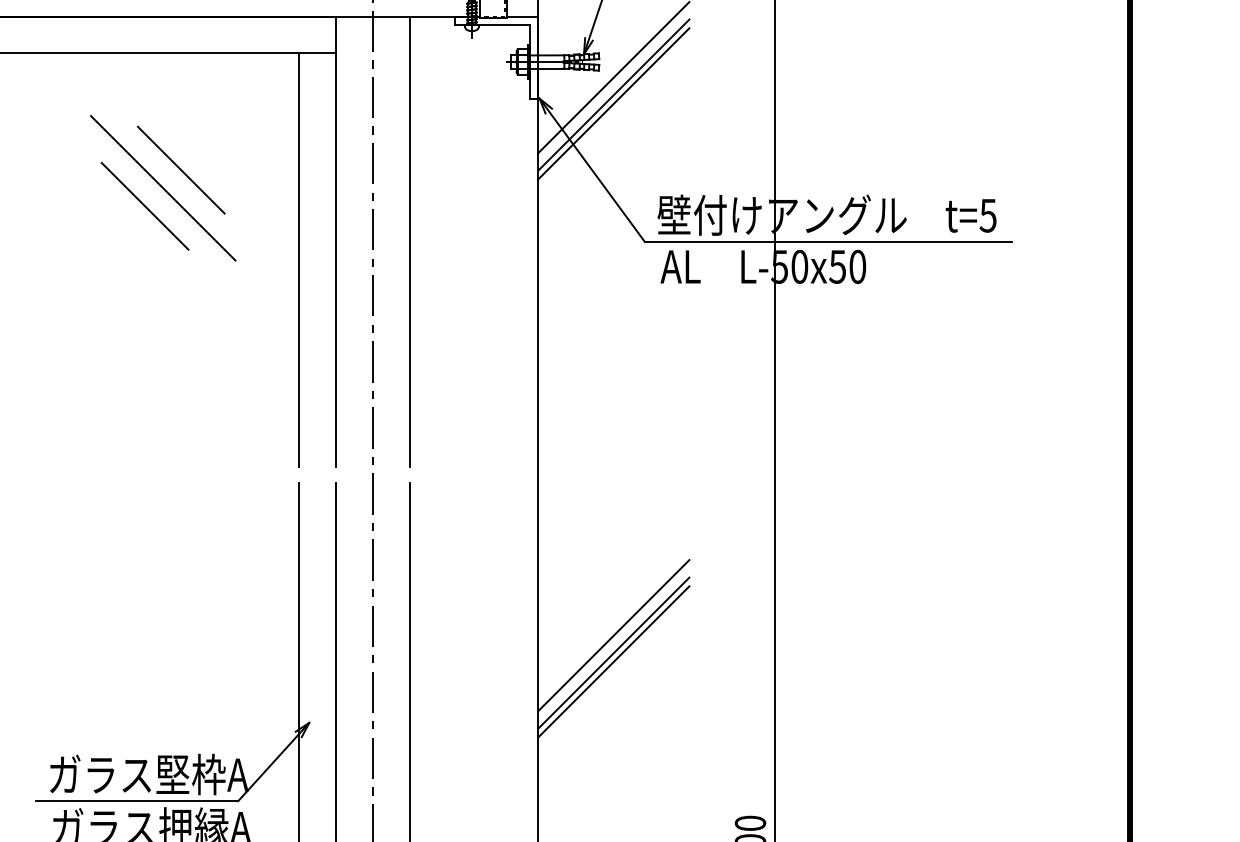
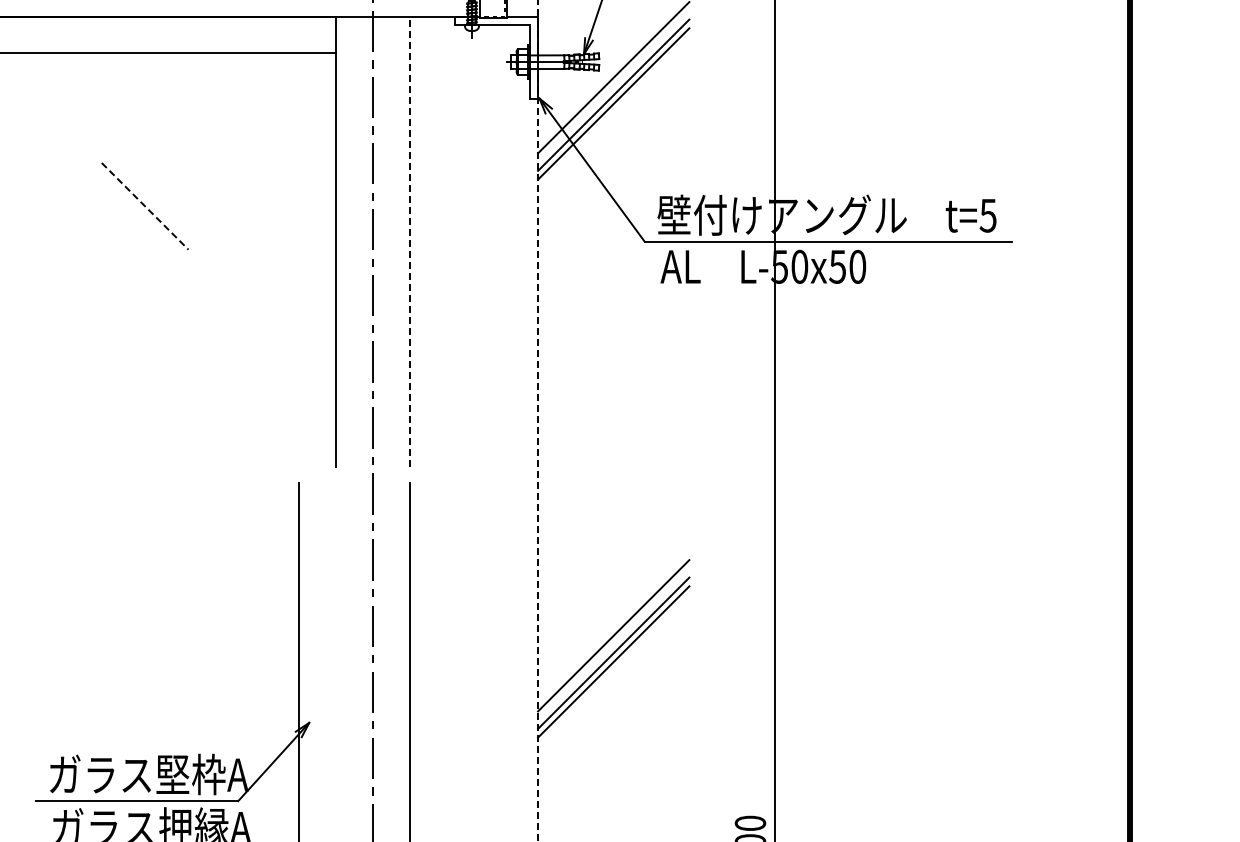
line: present -> none (180, 169)
line: present -> none (162, 188)
line: solid -> dashed (145, 206)
line: solid -> dashed (410, 241)
line: present -> none (299, 259)
line: solid -> dashed (538, 421)
line: present -> none (335, 660)
